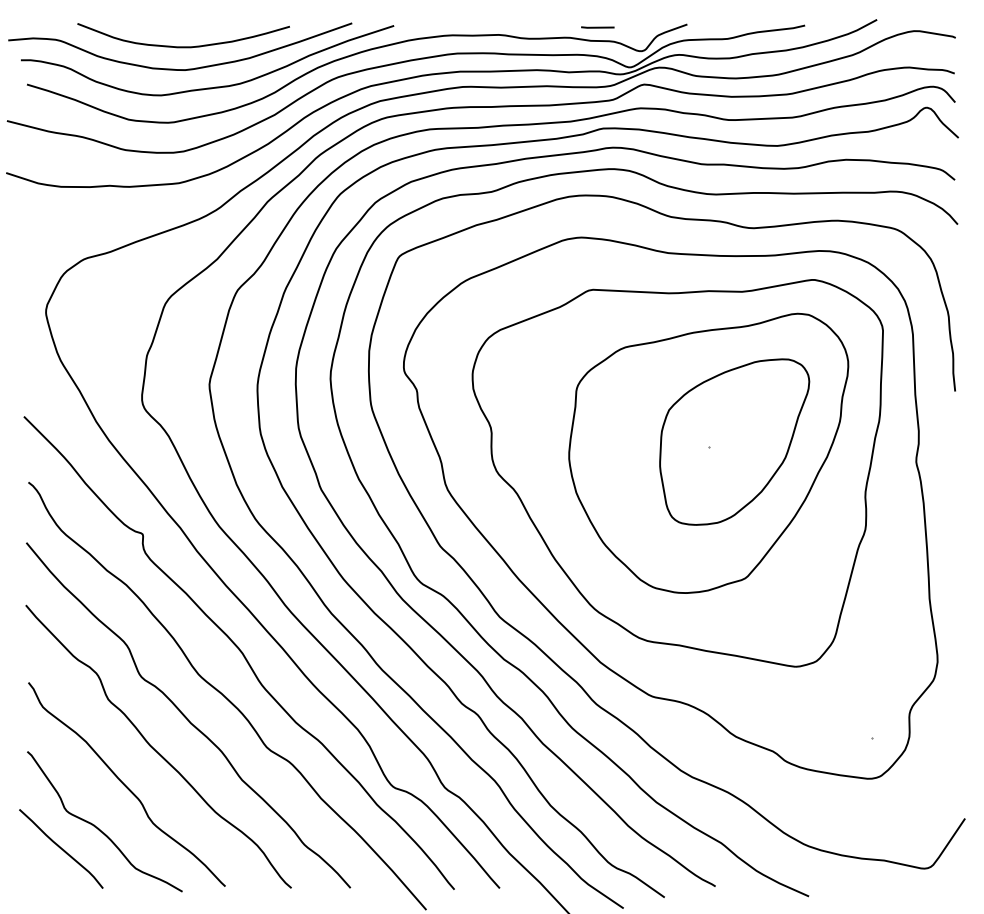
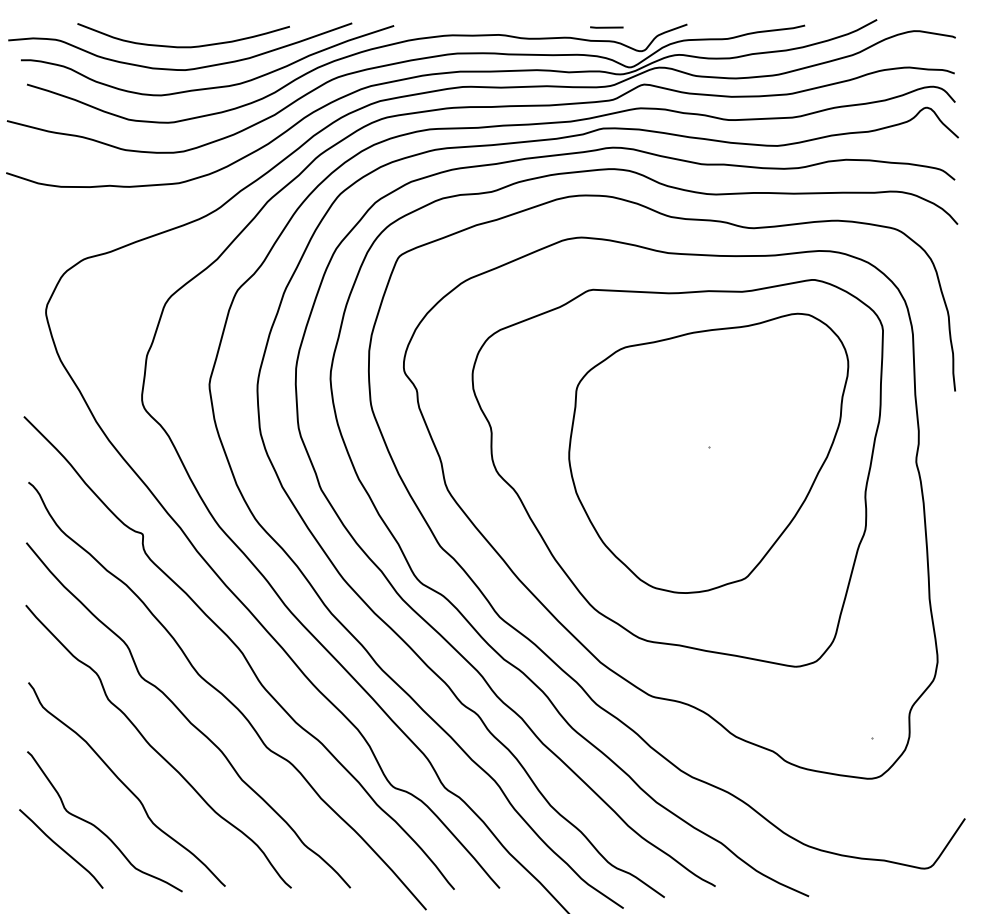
line position: (597, 27) -> (606, 27) (606, 27)
part: present -> none (734, 441)
